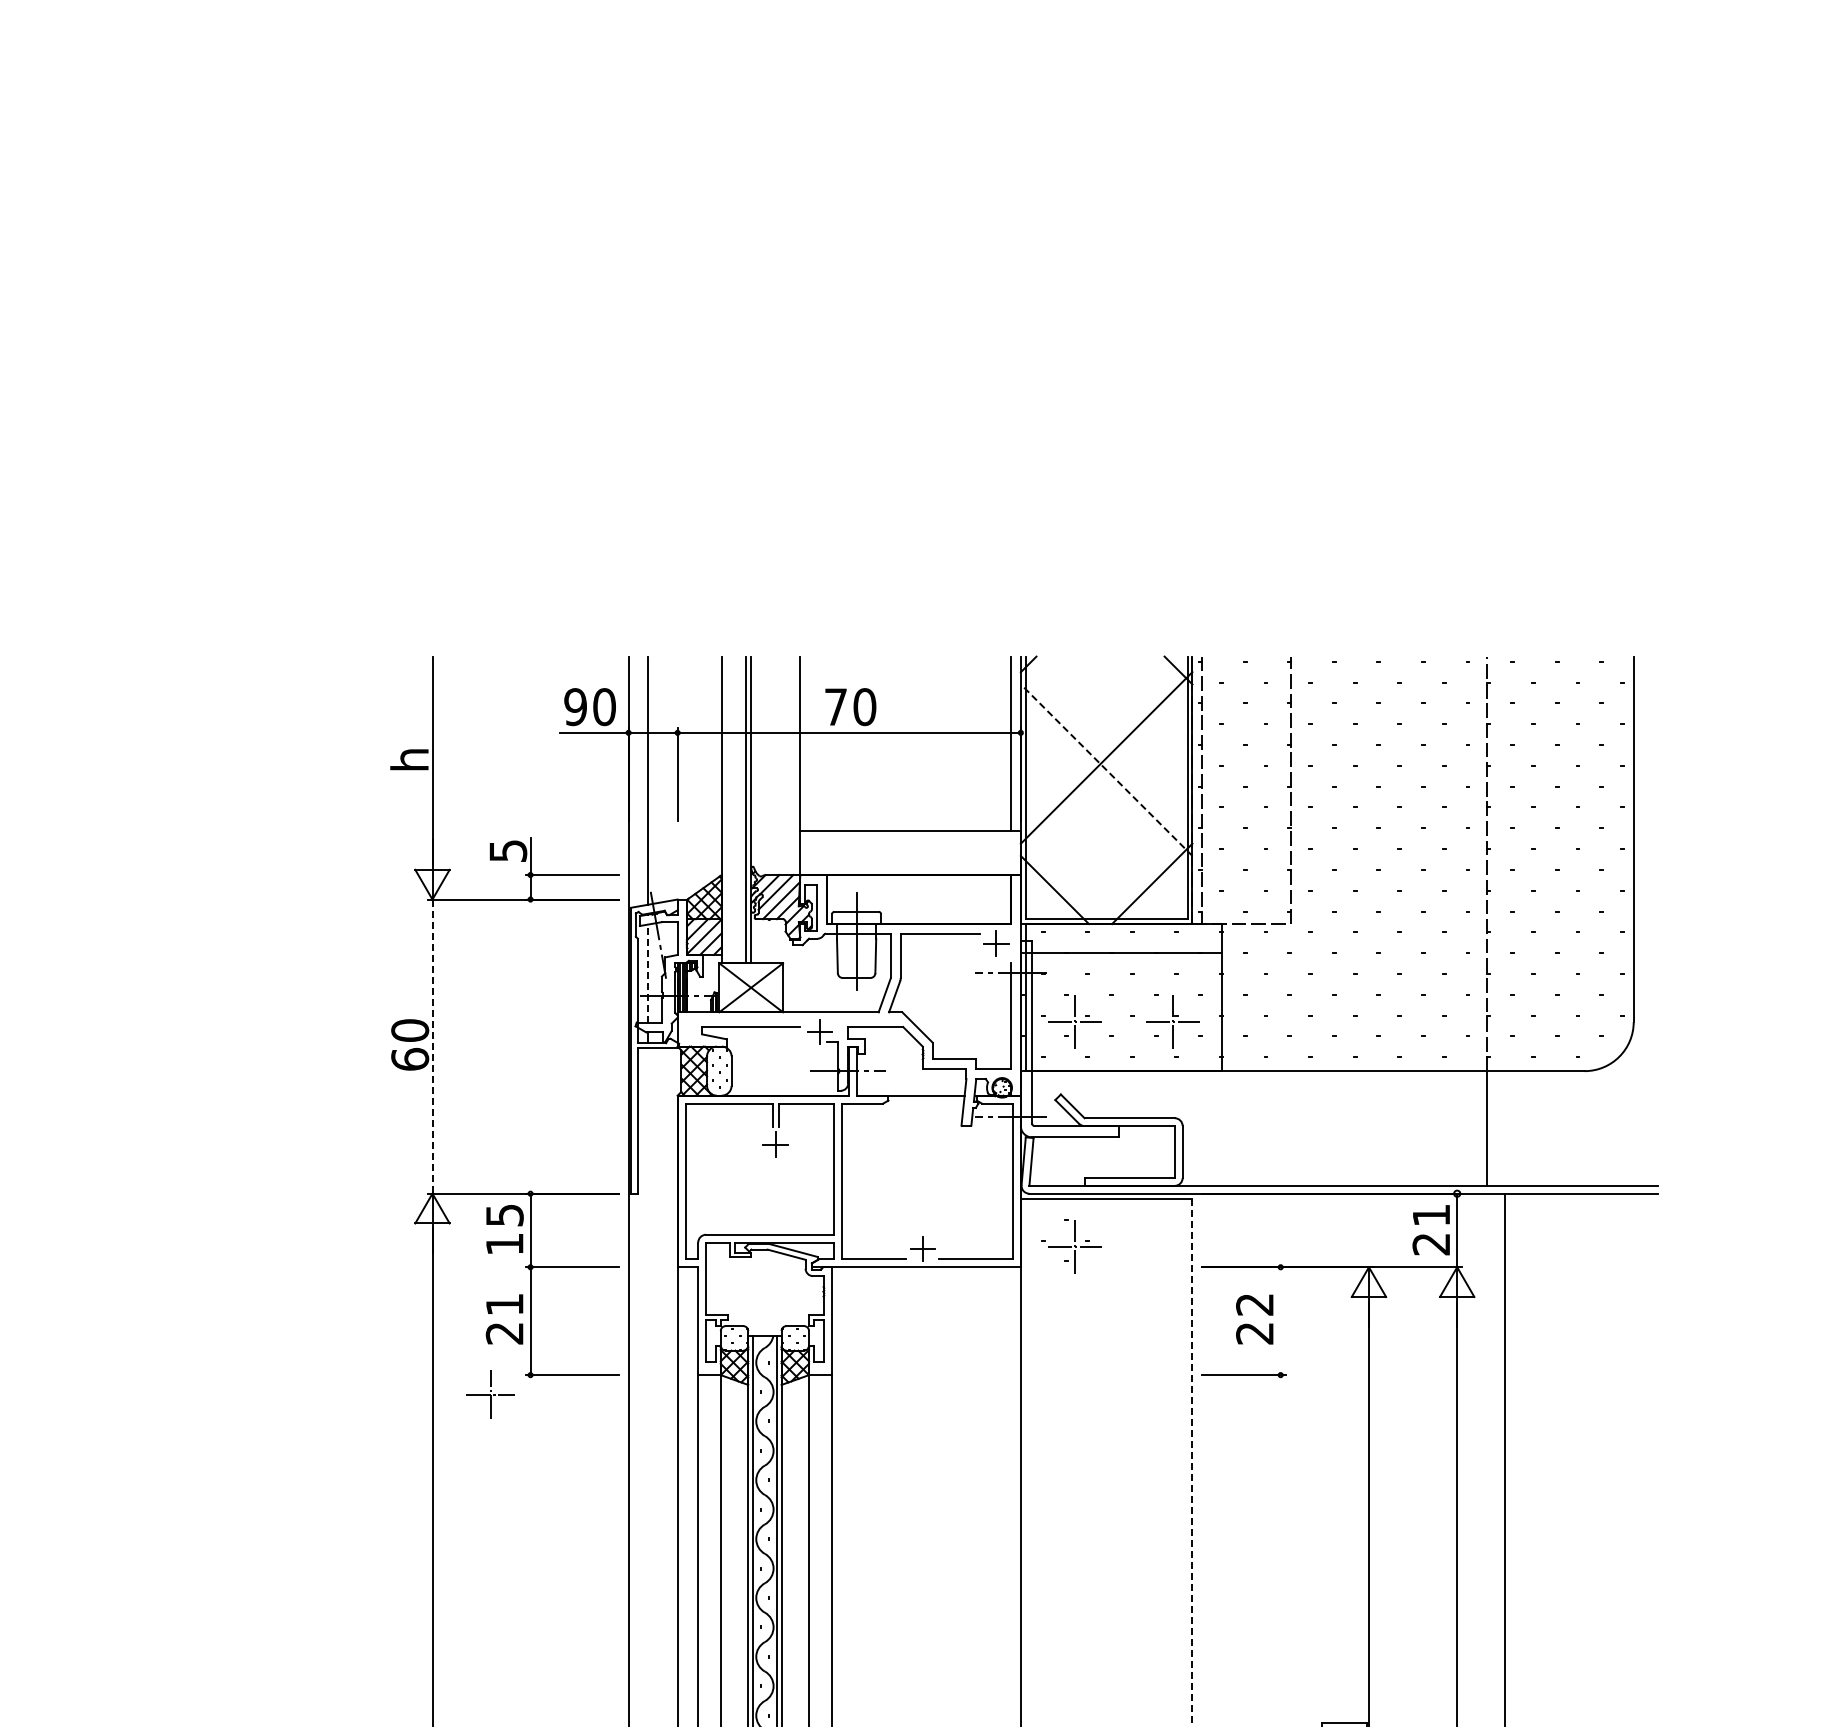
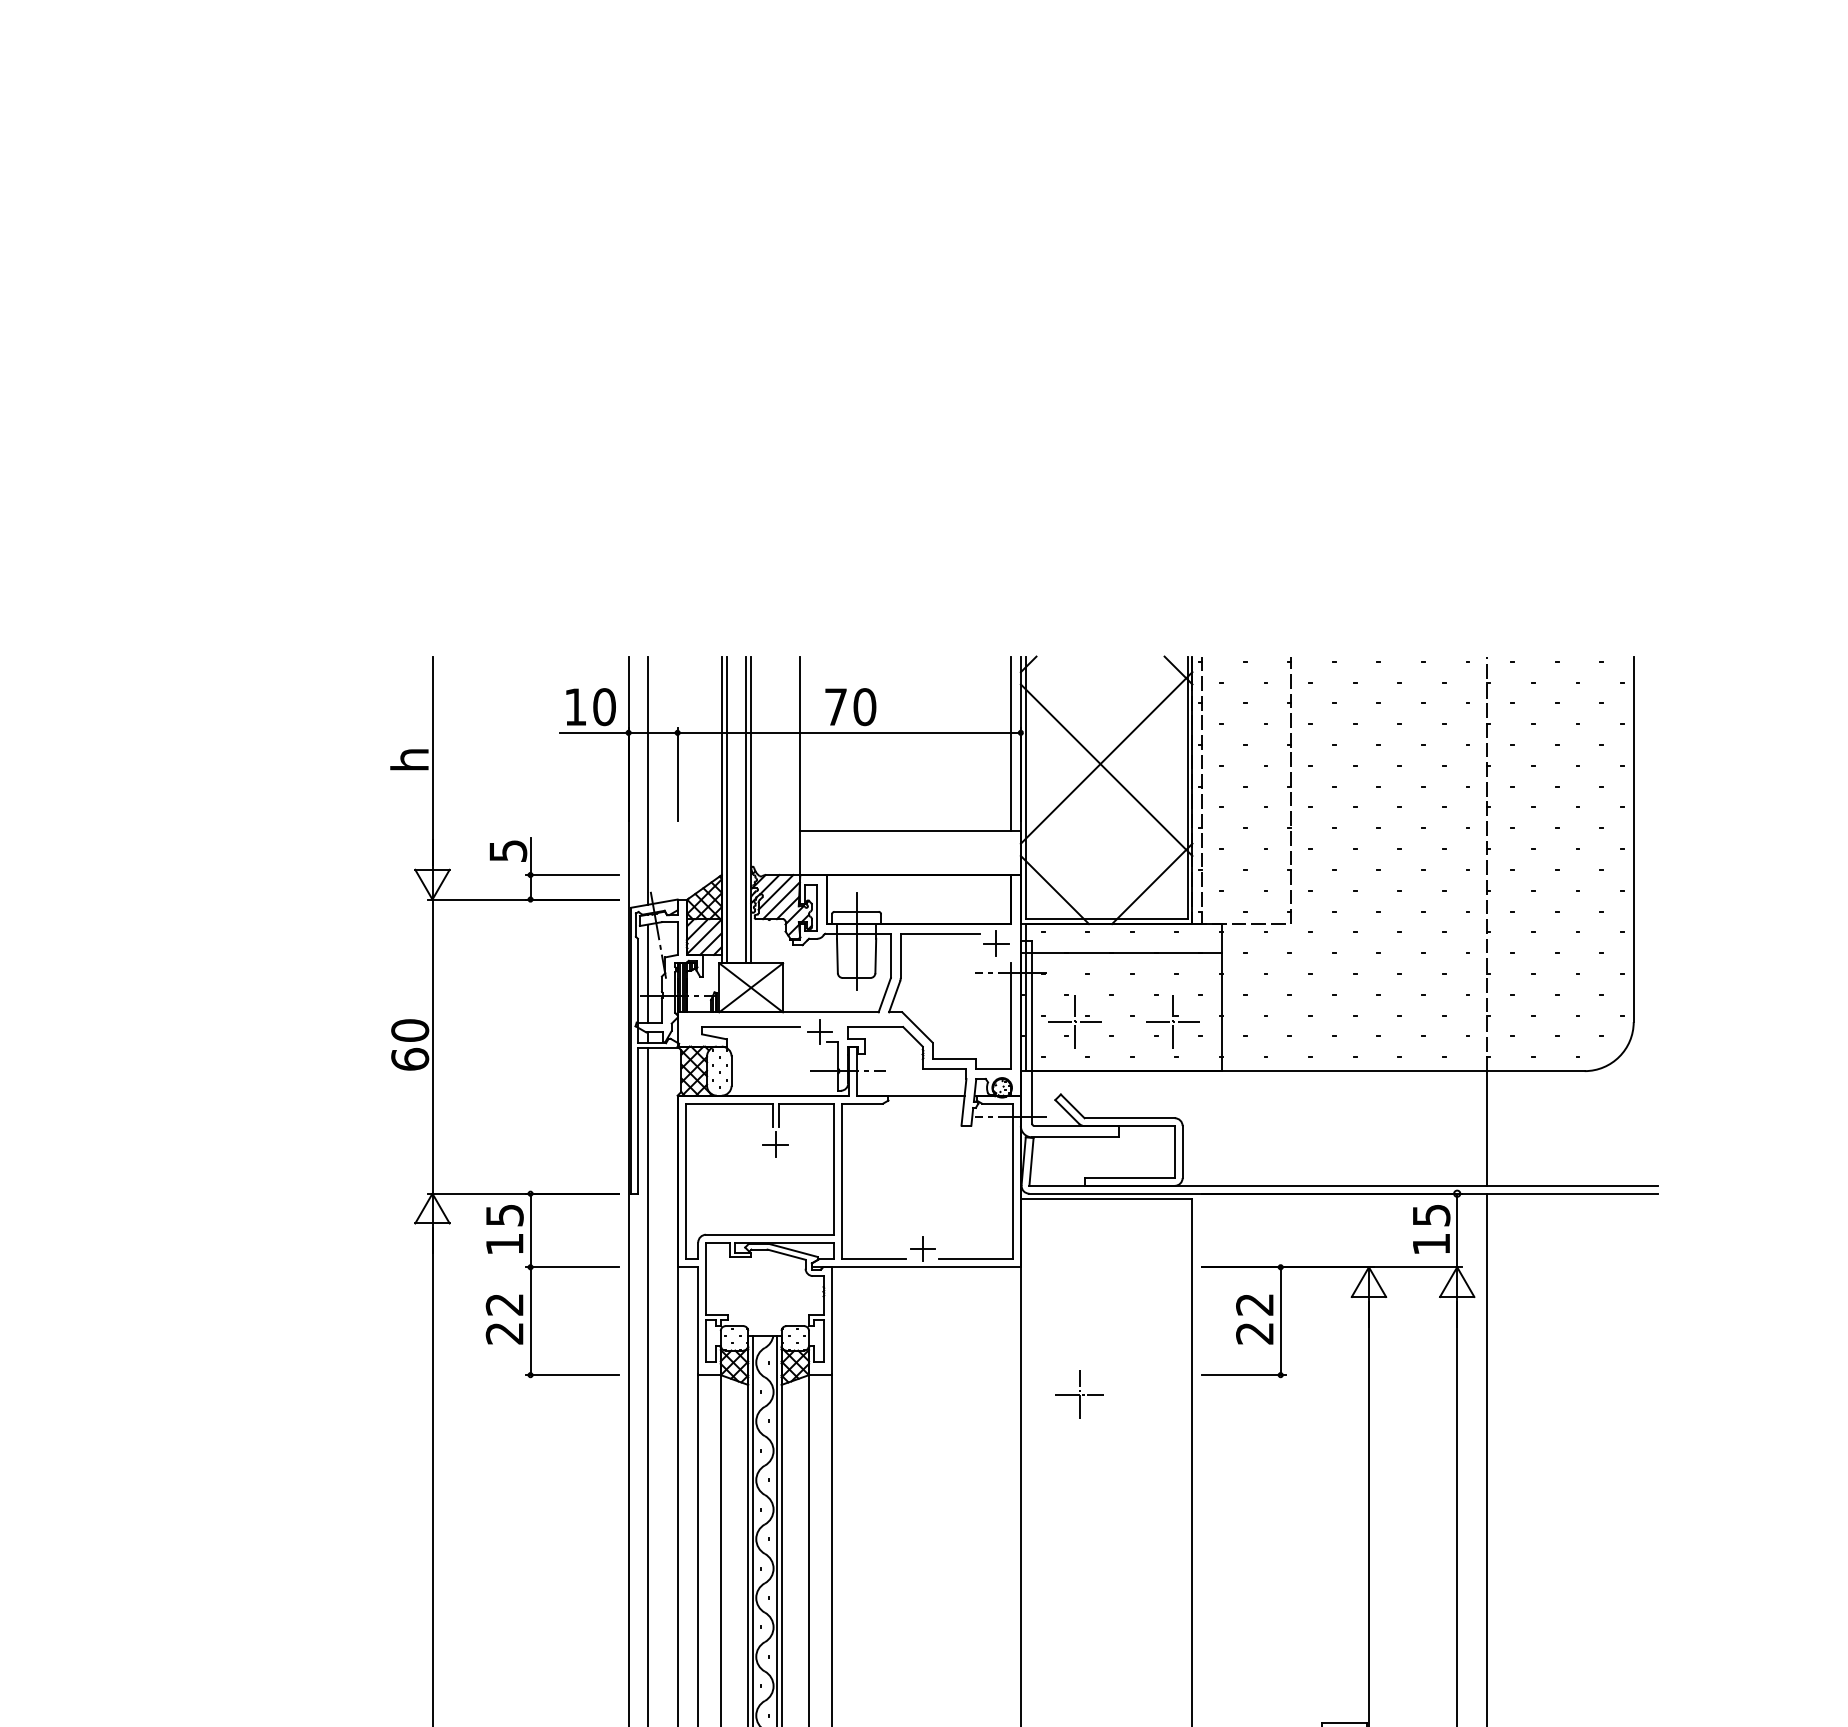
text: 90 -> 10 (575, 707)
line: dashed -> solid (1106, 769)
line: none -> present (726, 809)
line: dashed -> solid (648, 973)
line: dashed -> solid (432, 1047)
text: 21 -> 15 (1431, 1230)
part: present -> none (1071, 1246)
text: 21 -> 22 (504, 1304)
line: none -> present (1280, 1321)
line: none -> present (648, 1385)
part position: (490, 1394) -> (1079, 1394) (1079, 1394)
line position: (1504, 1458) -> (1486, 1458) (1486, 1458)
line: dashed -> solid (1192, 1462)
